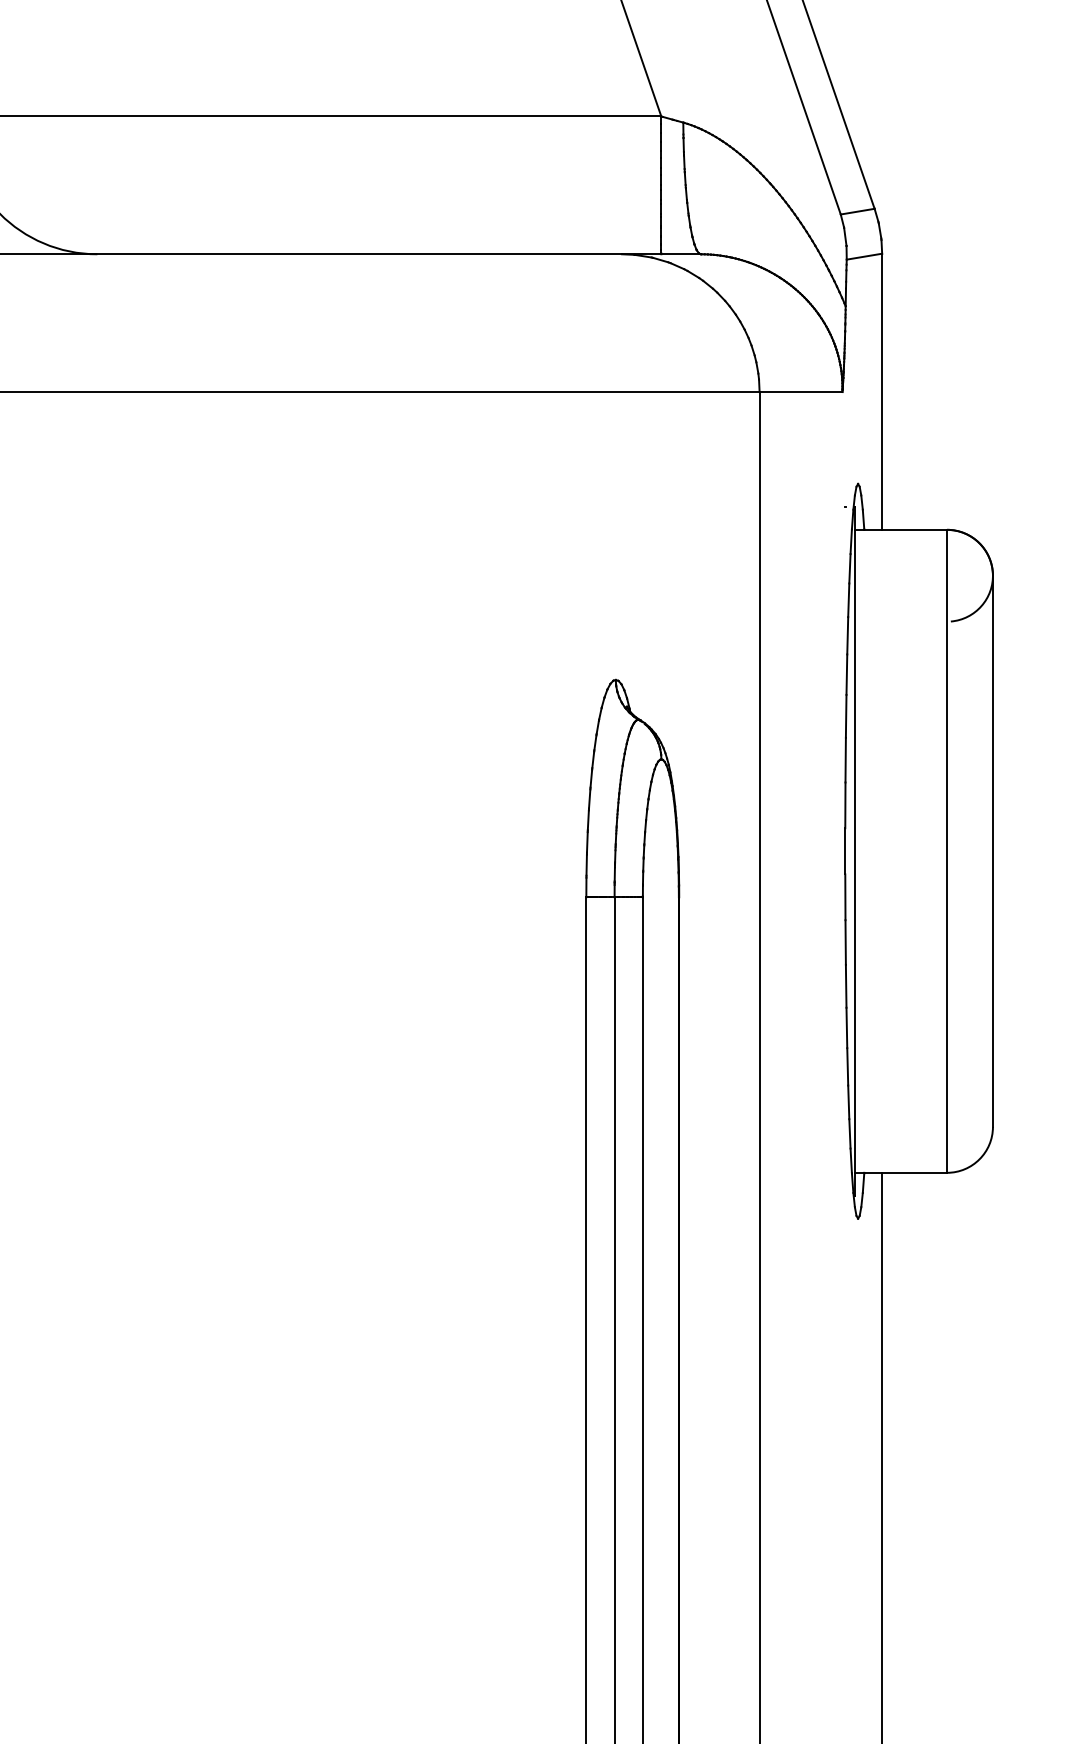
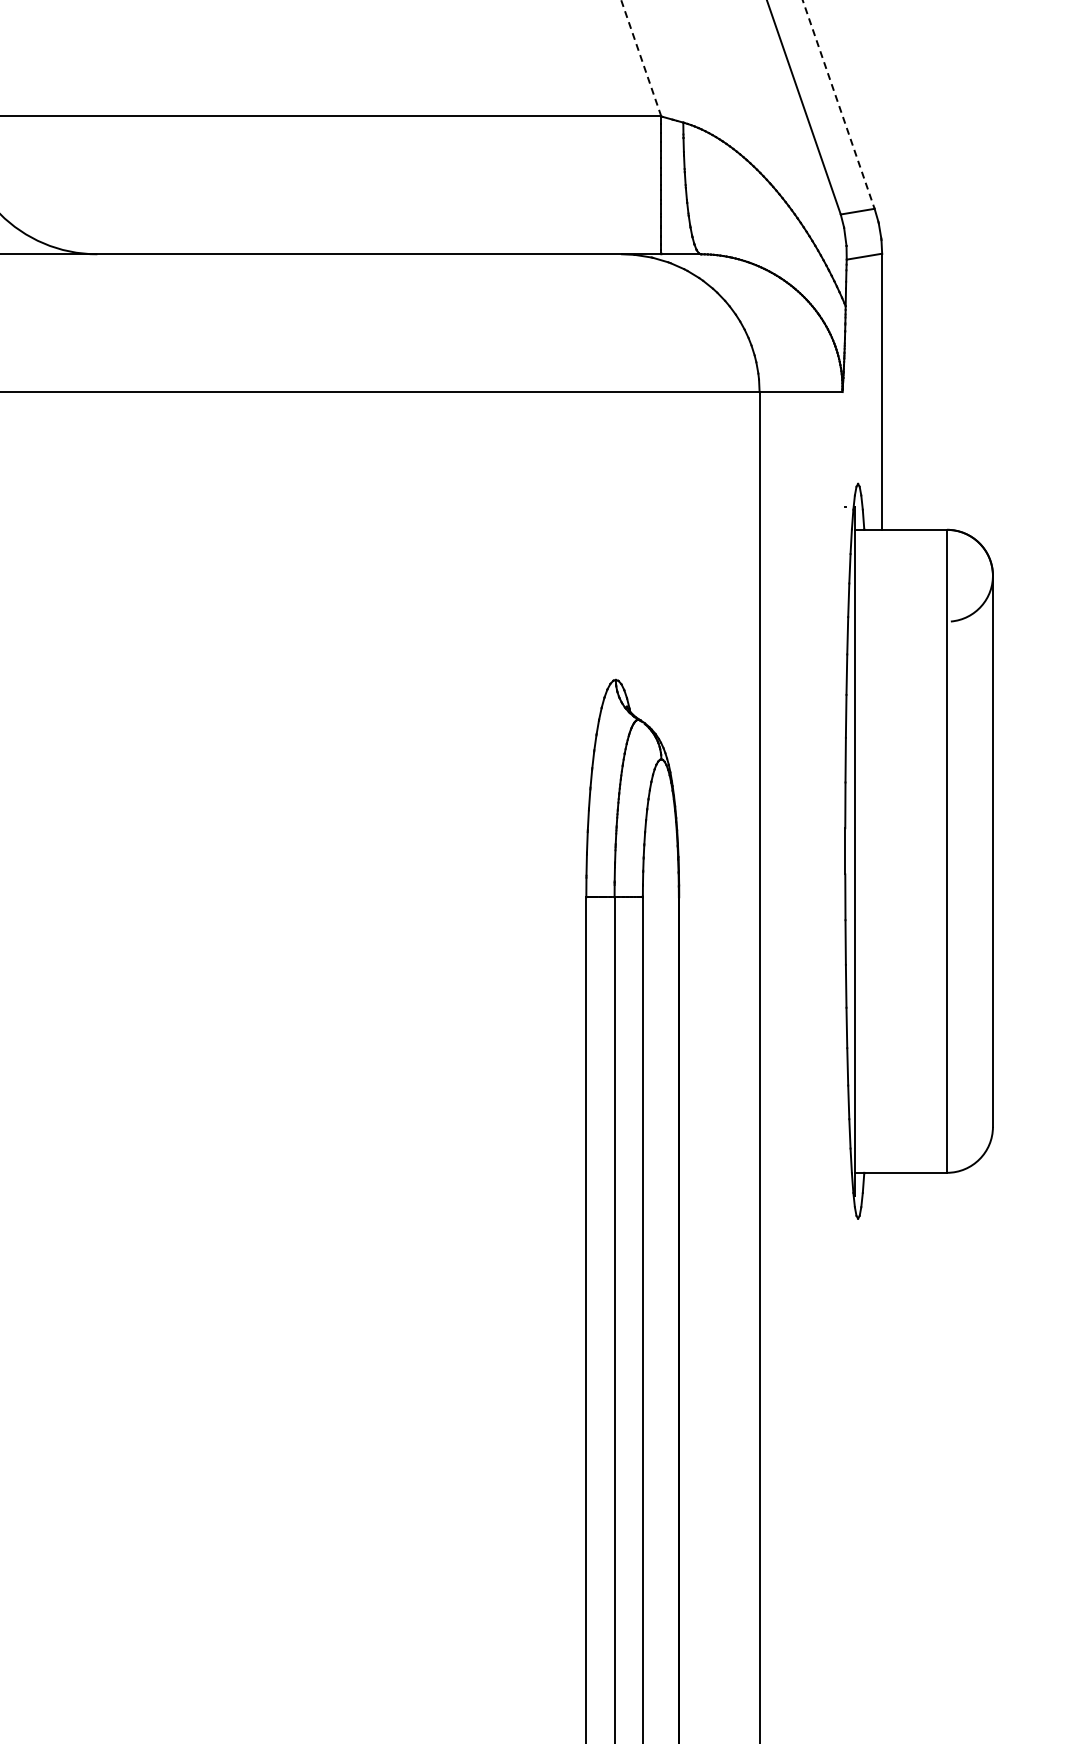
line: solid -> dashed (641, 57)
line: solid -> dashed (838, 104)
line: present -> none (882, 1456)
